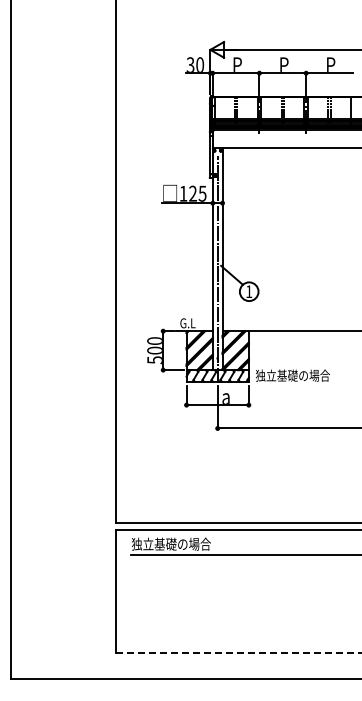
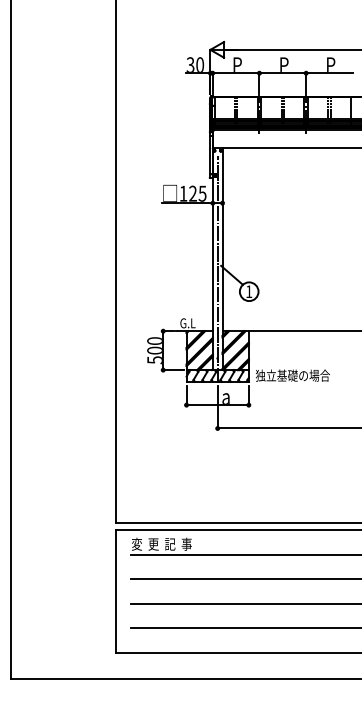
text: 独立基礎の場合 -> 変  更  記  事 (170, 543)
line: none -> present (244, 579)
line: none -> present (244, 603)
line: none -> present (244, 628)
line: dashed -> solid (238, 653)
